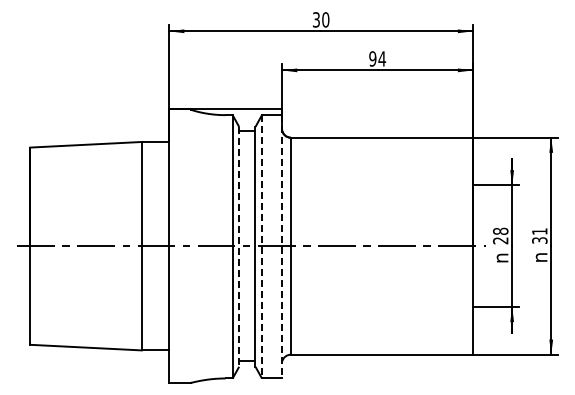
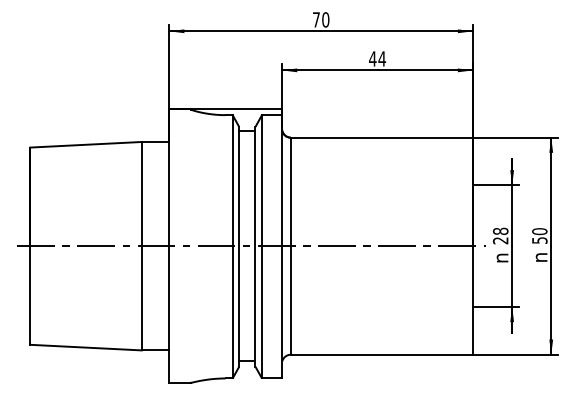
text: 30 -> 70 (315, 19)
text: 94 -> 44 (372, 58)
text: 31 -> 50 (539, 235)
line: dashed -> solid (239, 246)
line: dashed -> solid (262, 246)
line: dashed -> solid (282, 246)
